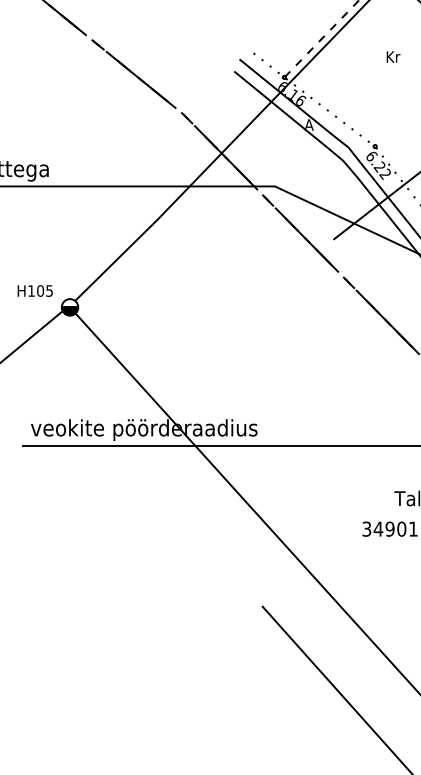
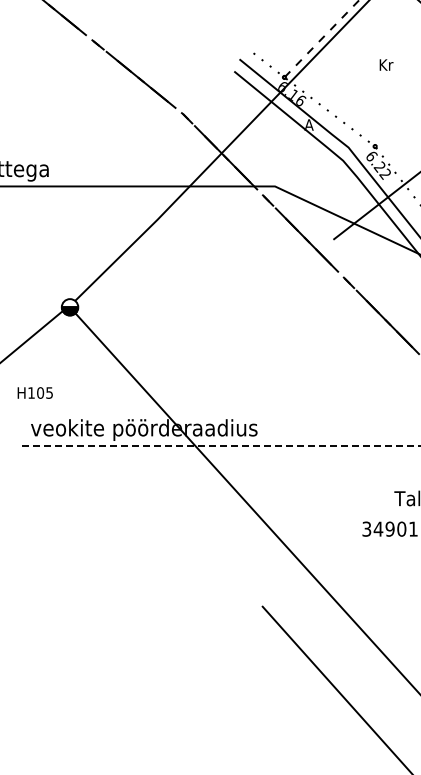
text position: (393, 56) -> (386, 64) (386, 64)
text position: (34, 290) -> (34, 392) (34, 392)
line: solid -> dashed (221, 445)
